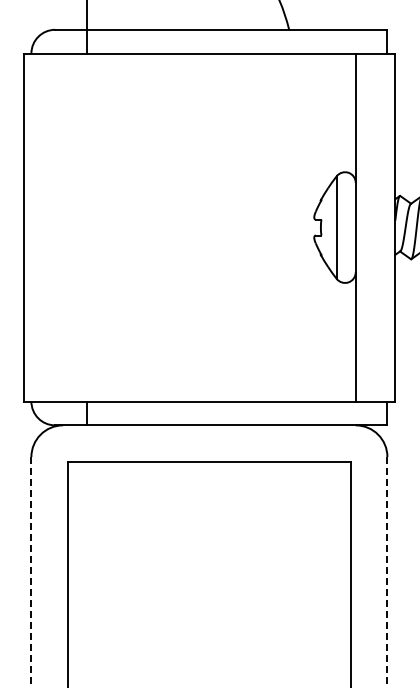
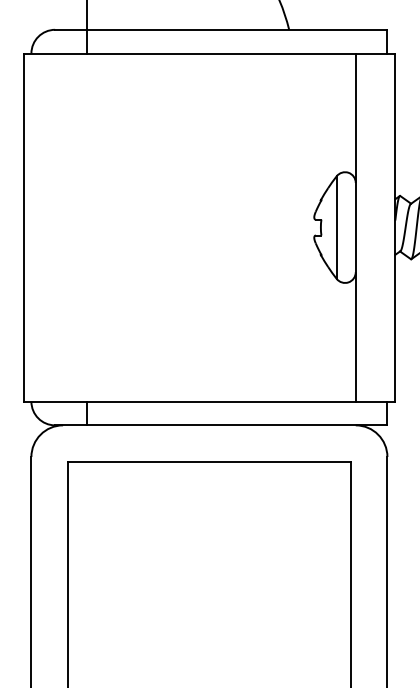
line: dashed -> solid (31, 571)
line: dashed -> solid (387, 572)
